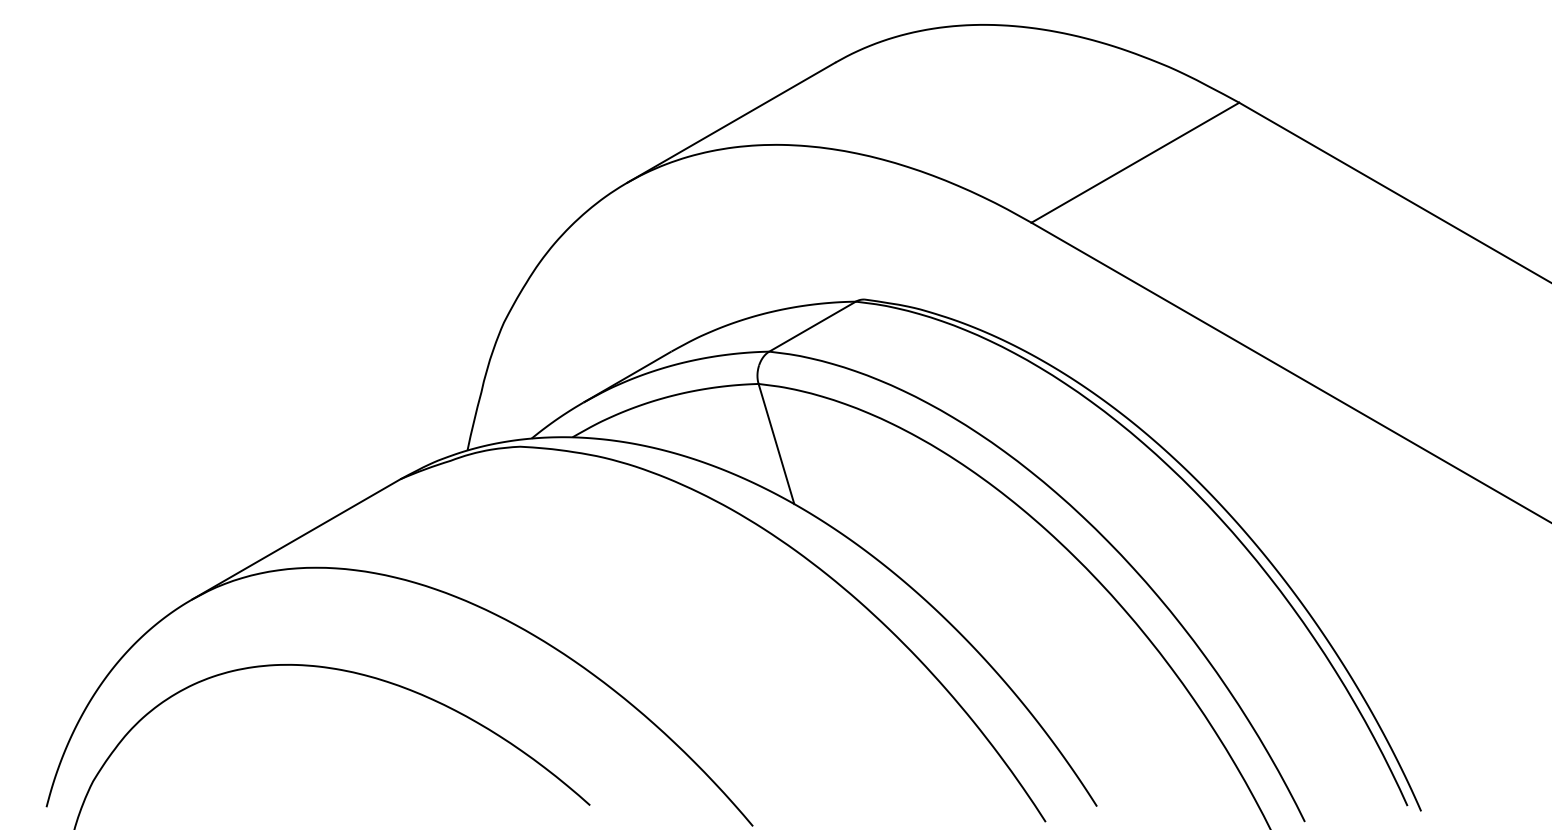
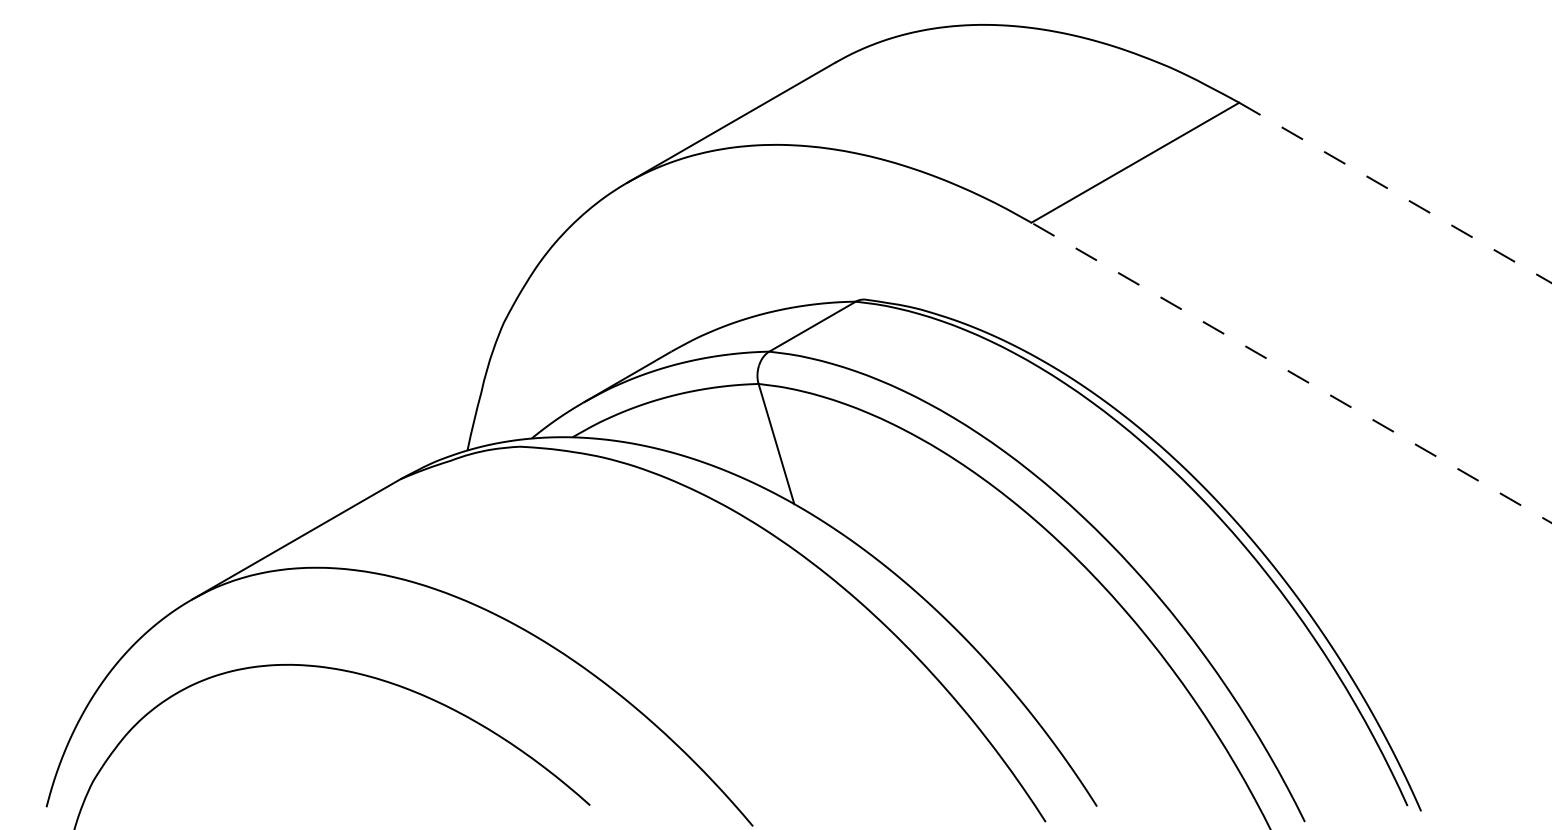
line: solid -> dashed (1395, 193)
line: solid -> dashed (1291, 372)
